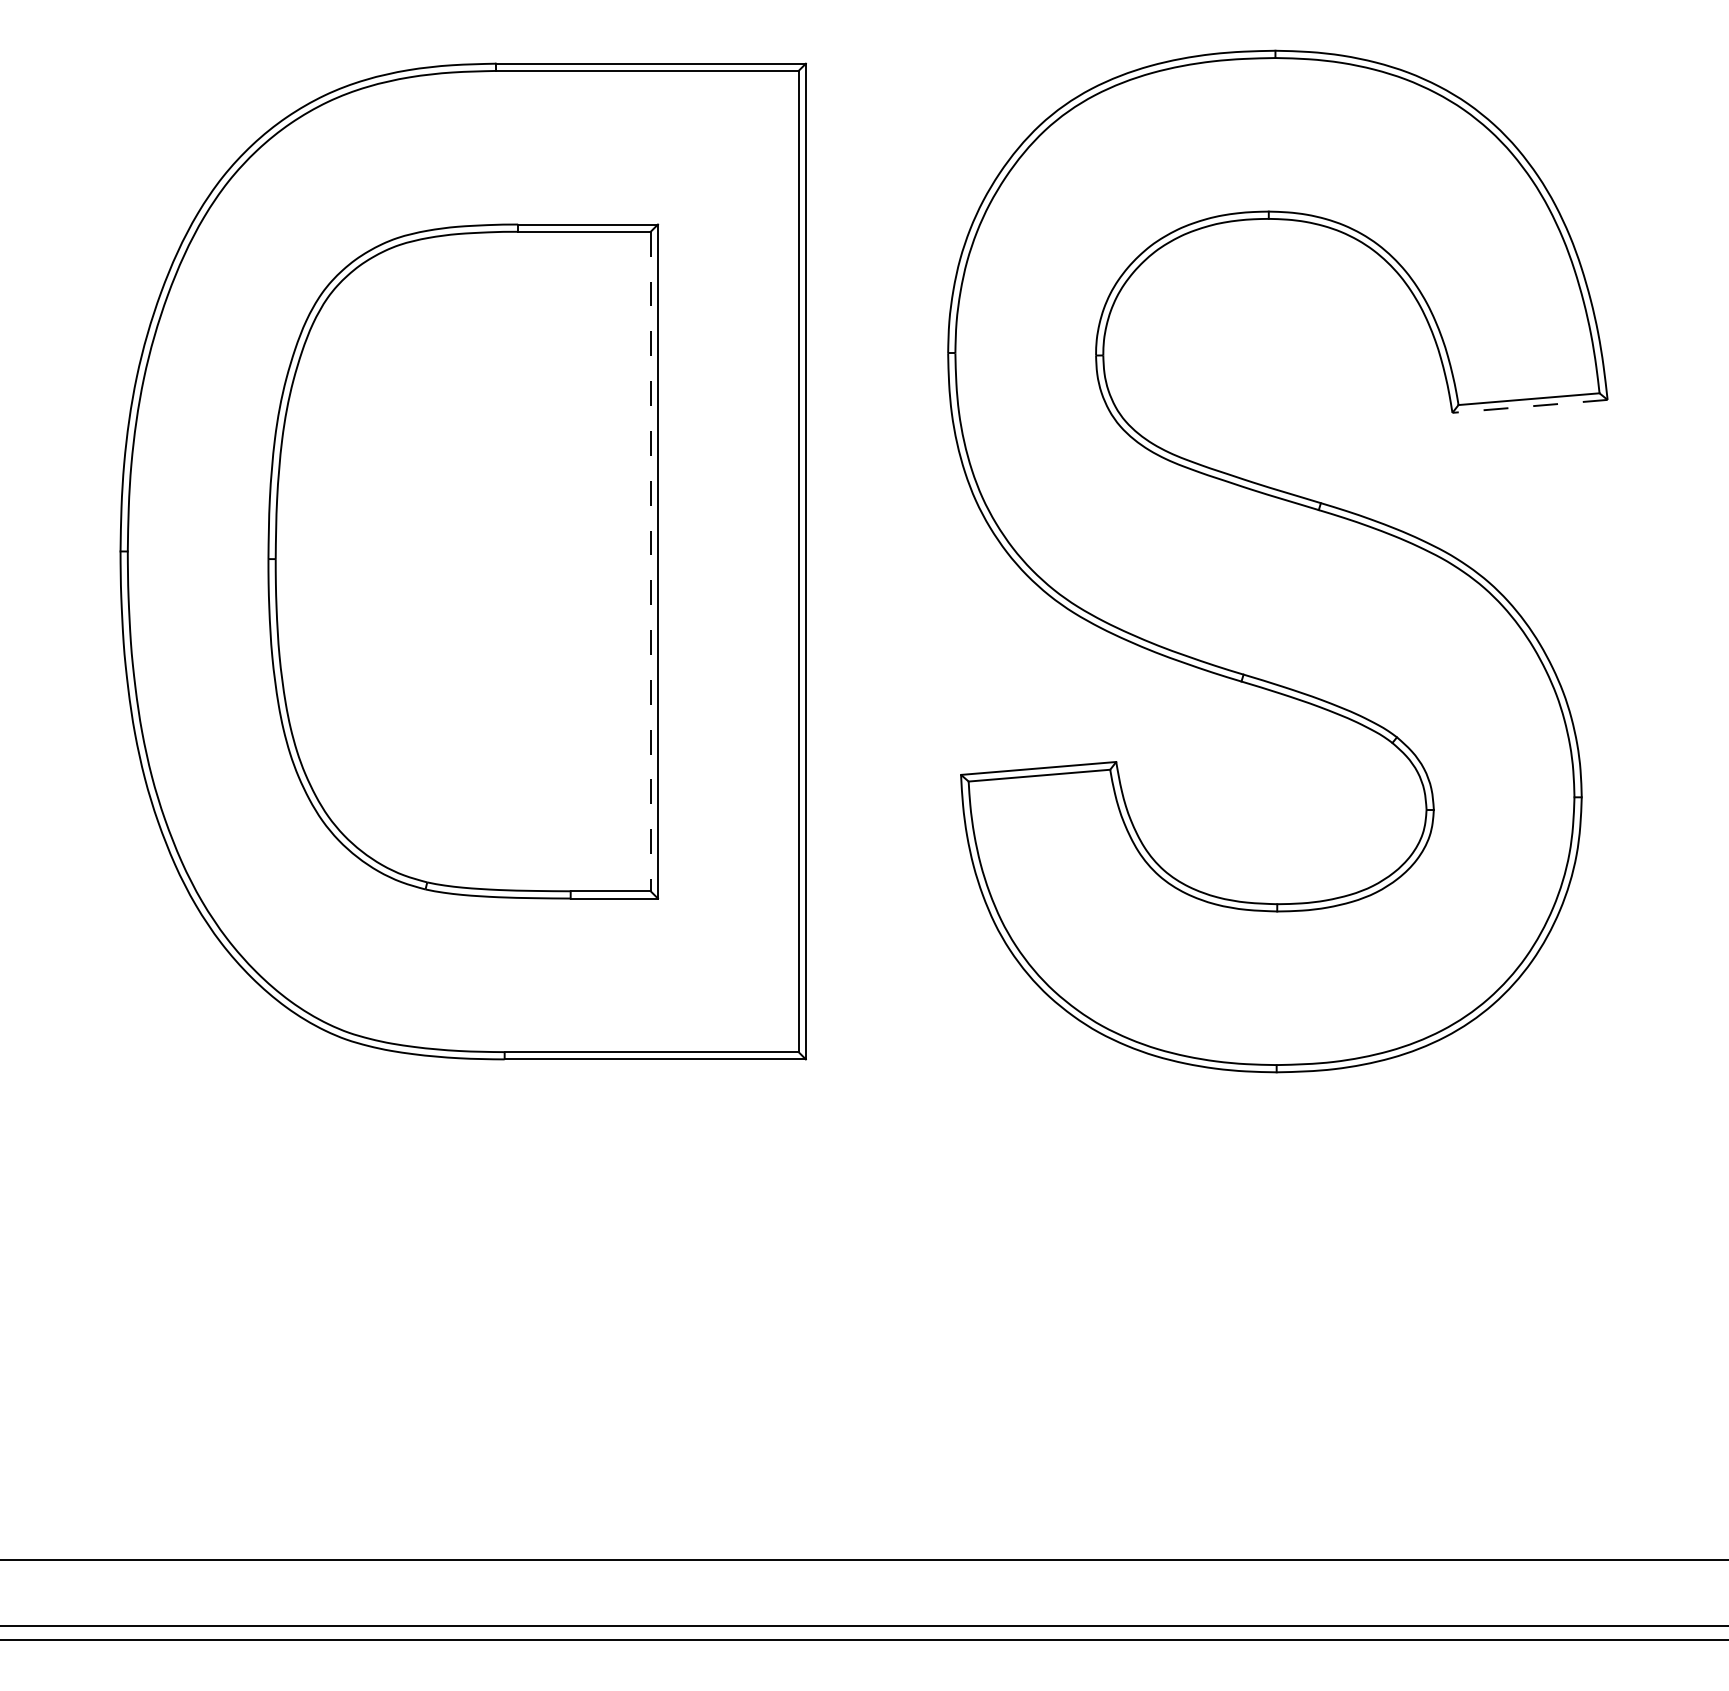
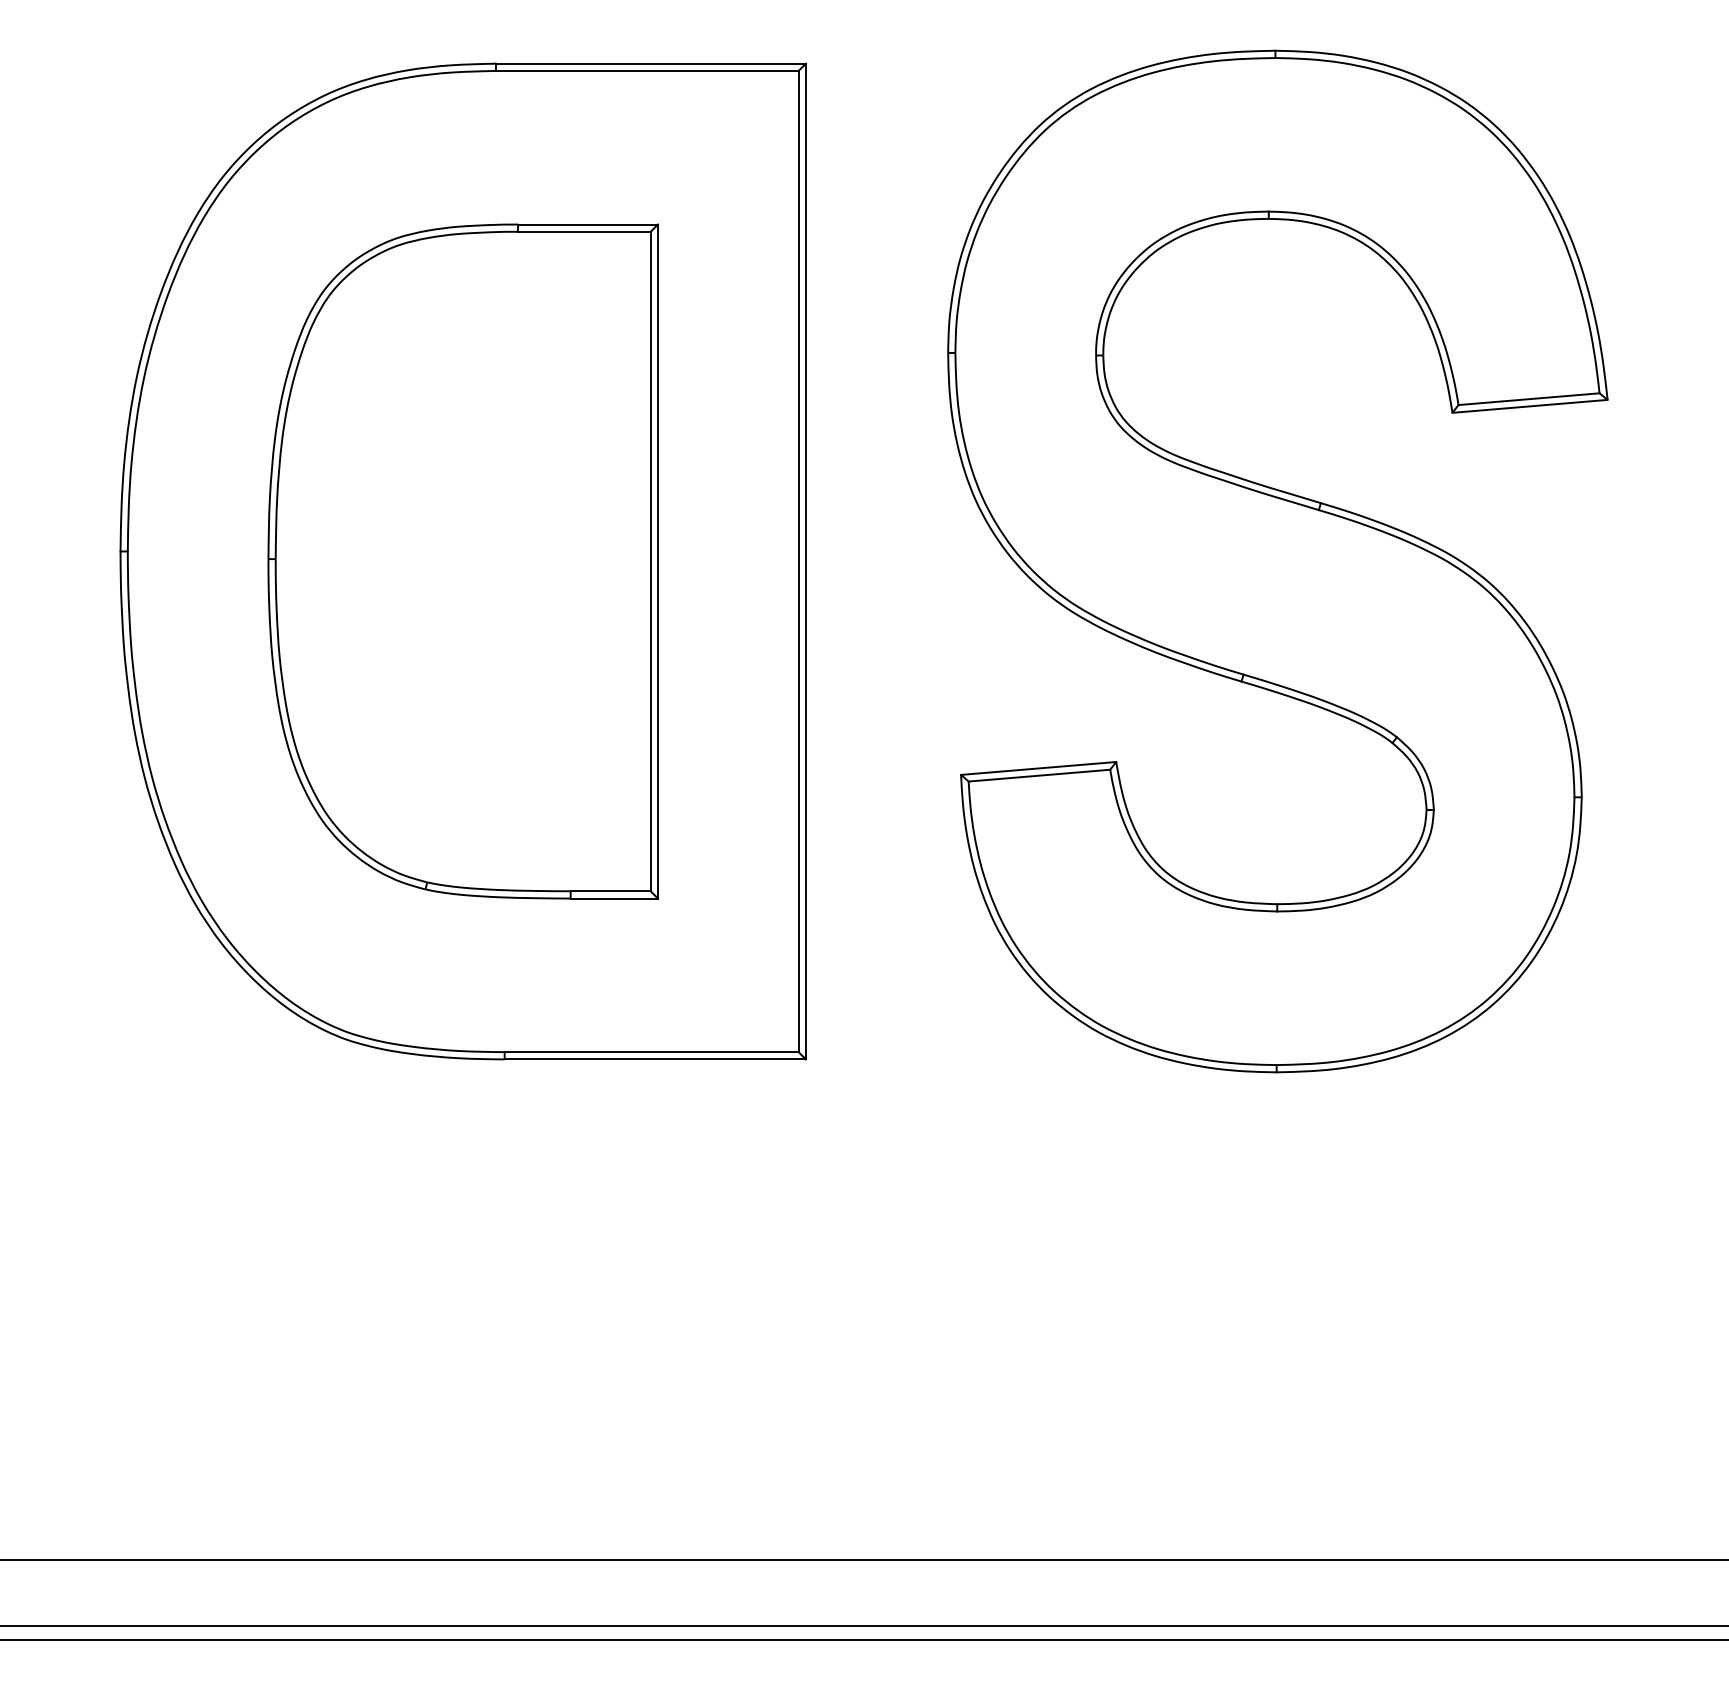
line: dashed -> solid (1530, 406)
line: dashed -> solid (650, 561)
